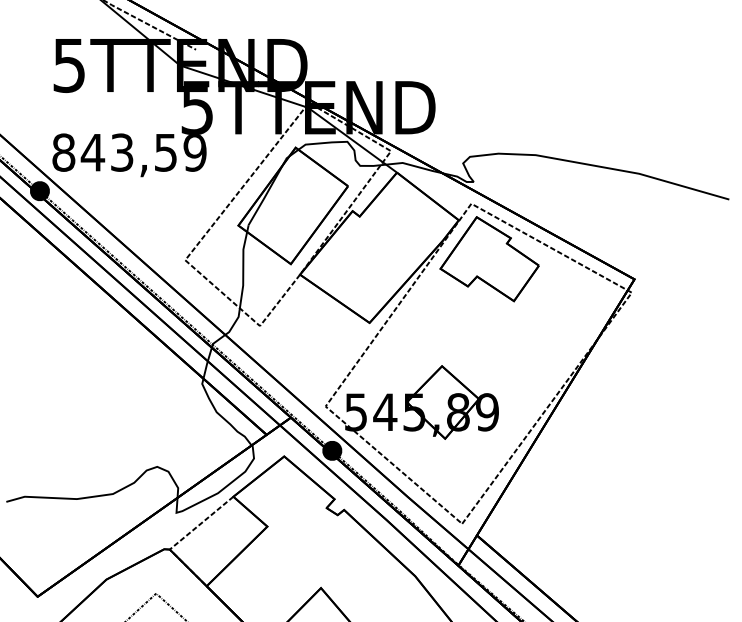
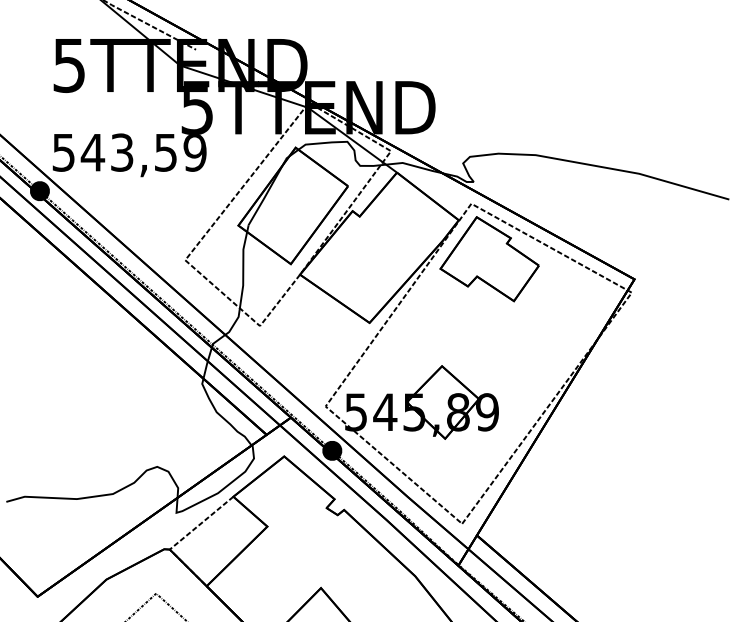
text: 843,59 -> 543,59 (63, 152)
